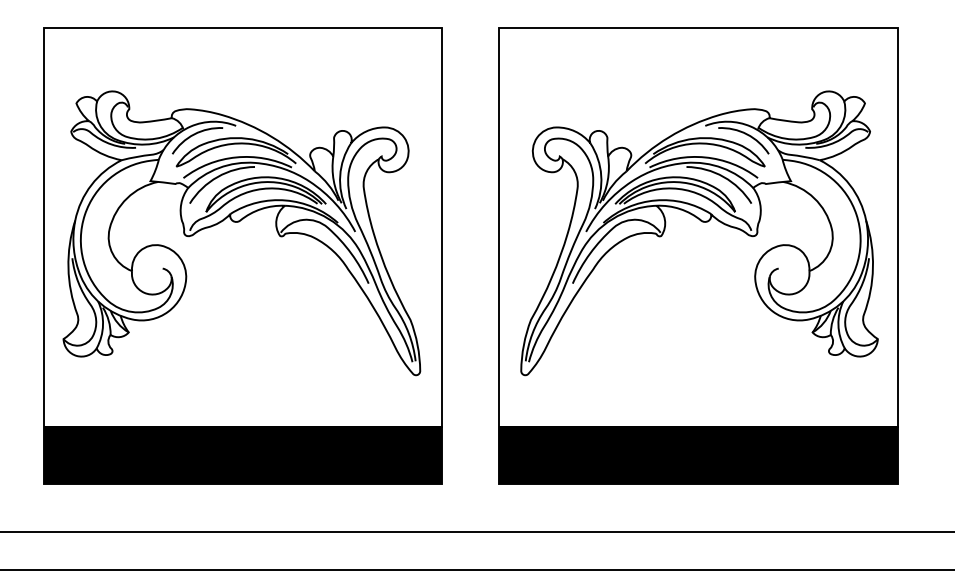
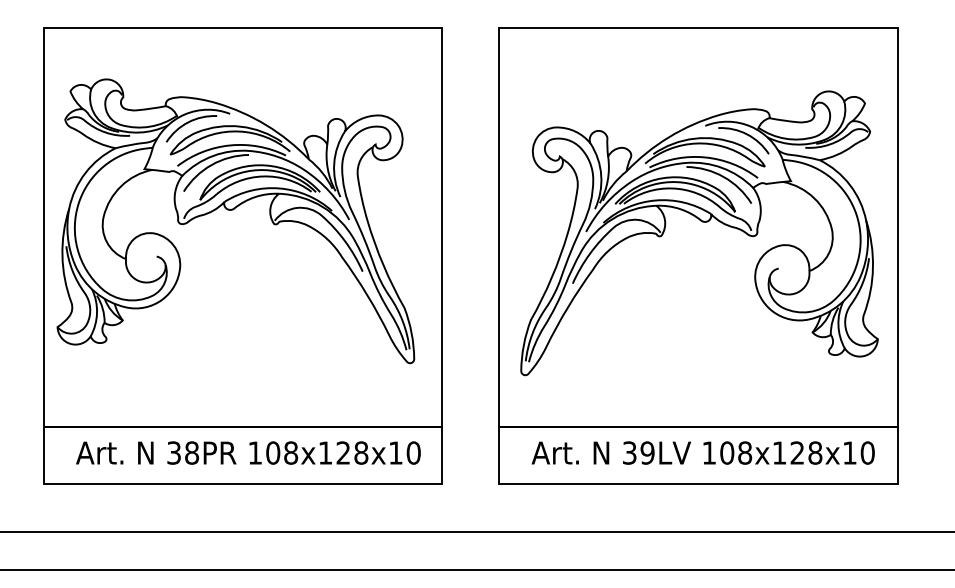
part position: (239, 222) -> (233, 210) (233, 210)
fill: present -> none (242, 455)
fill: present -> none (698, 455)
